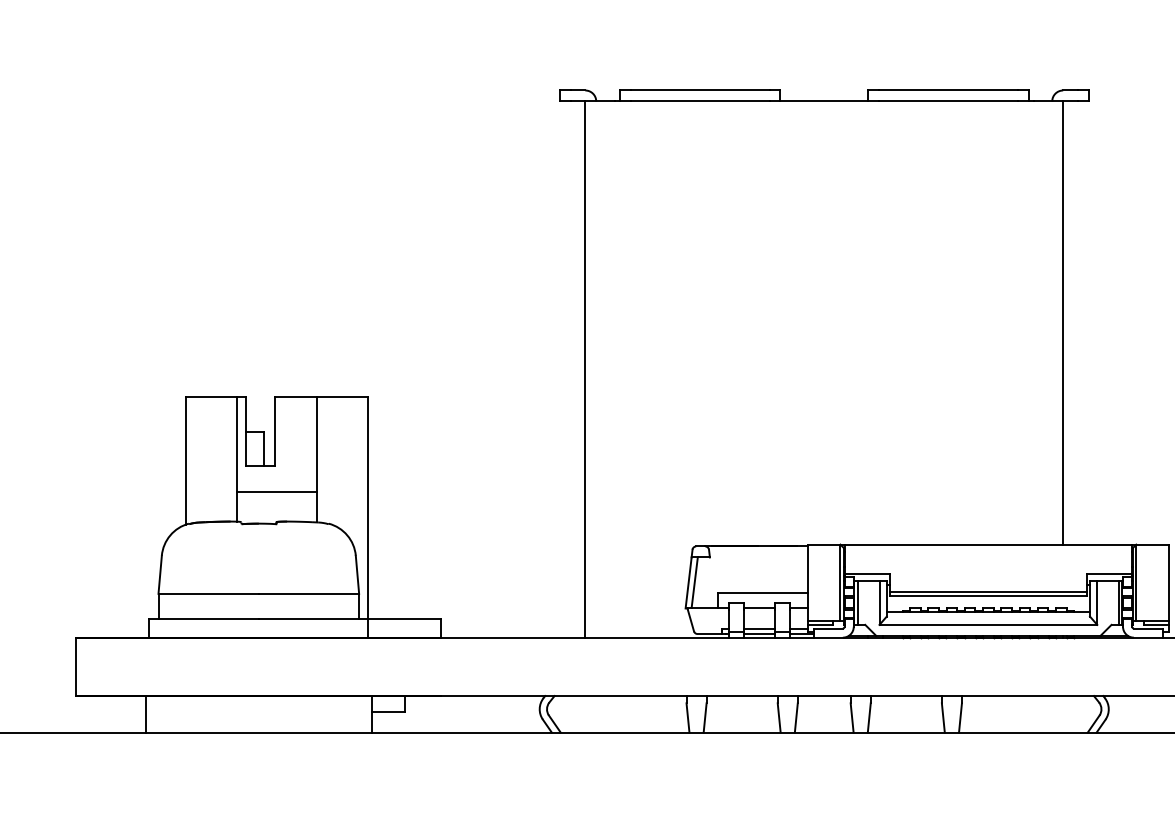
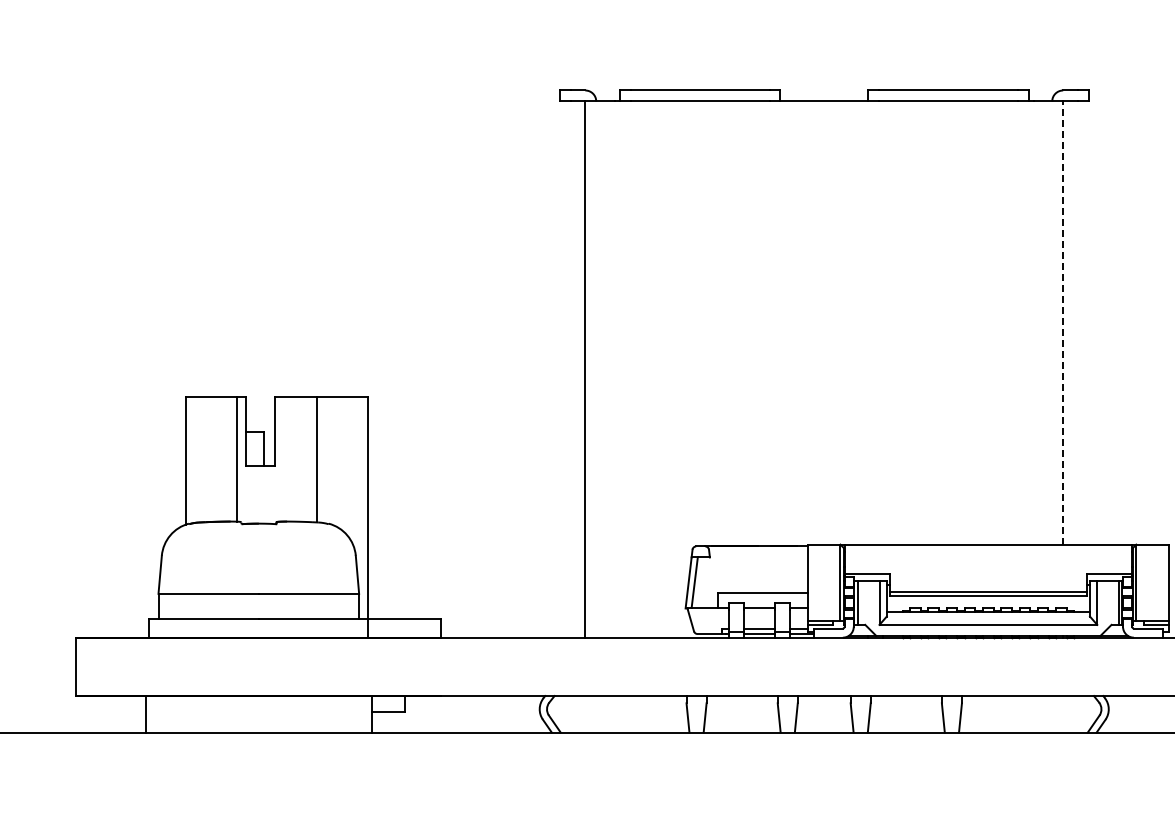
line: solid -> dashed (1063, 323)
line: present -> none (276, 491)
